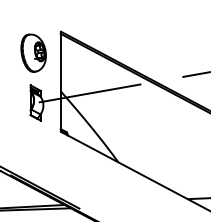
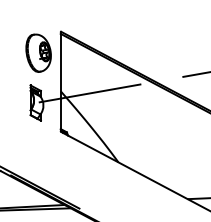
part position: (33, 52) -> (38, 52) (38, 52)
